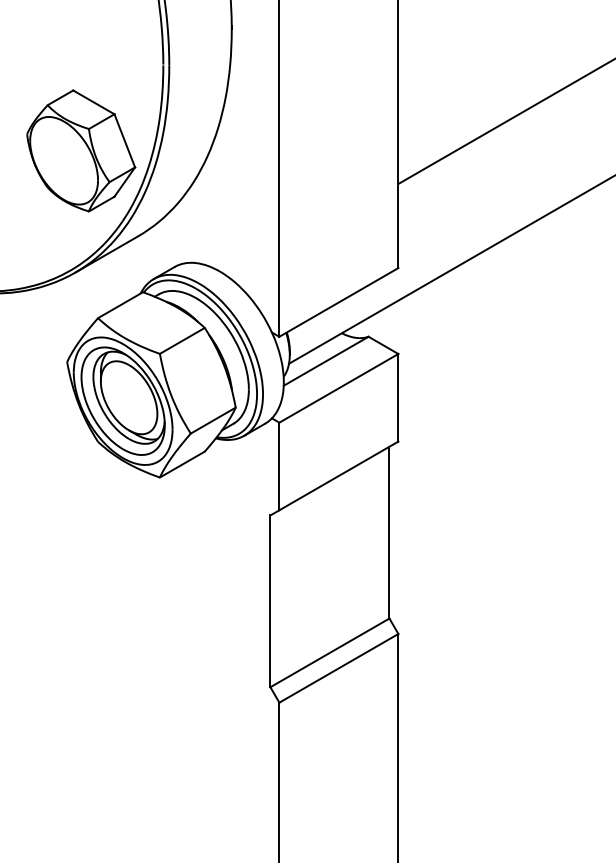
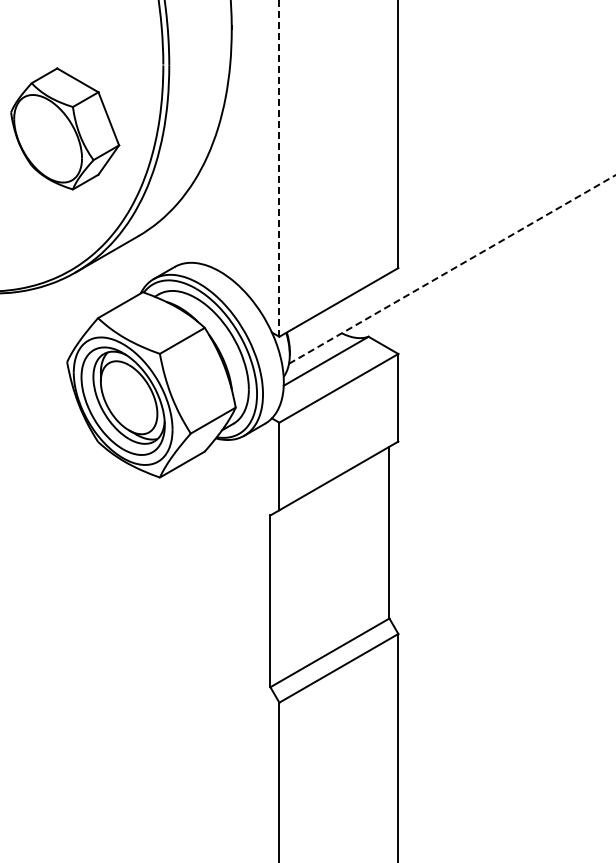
line: present -> none (505, 122)
part position: (81, 150) -> (65, 128) (65, 128)
line: solid -> dashed (279, 168)
line: solid -> dashed (452, 269)
